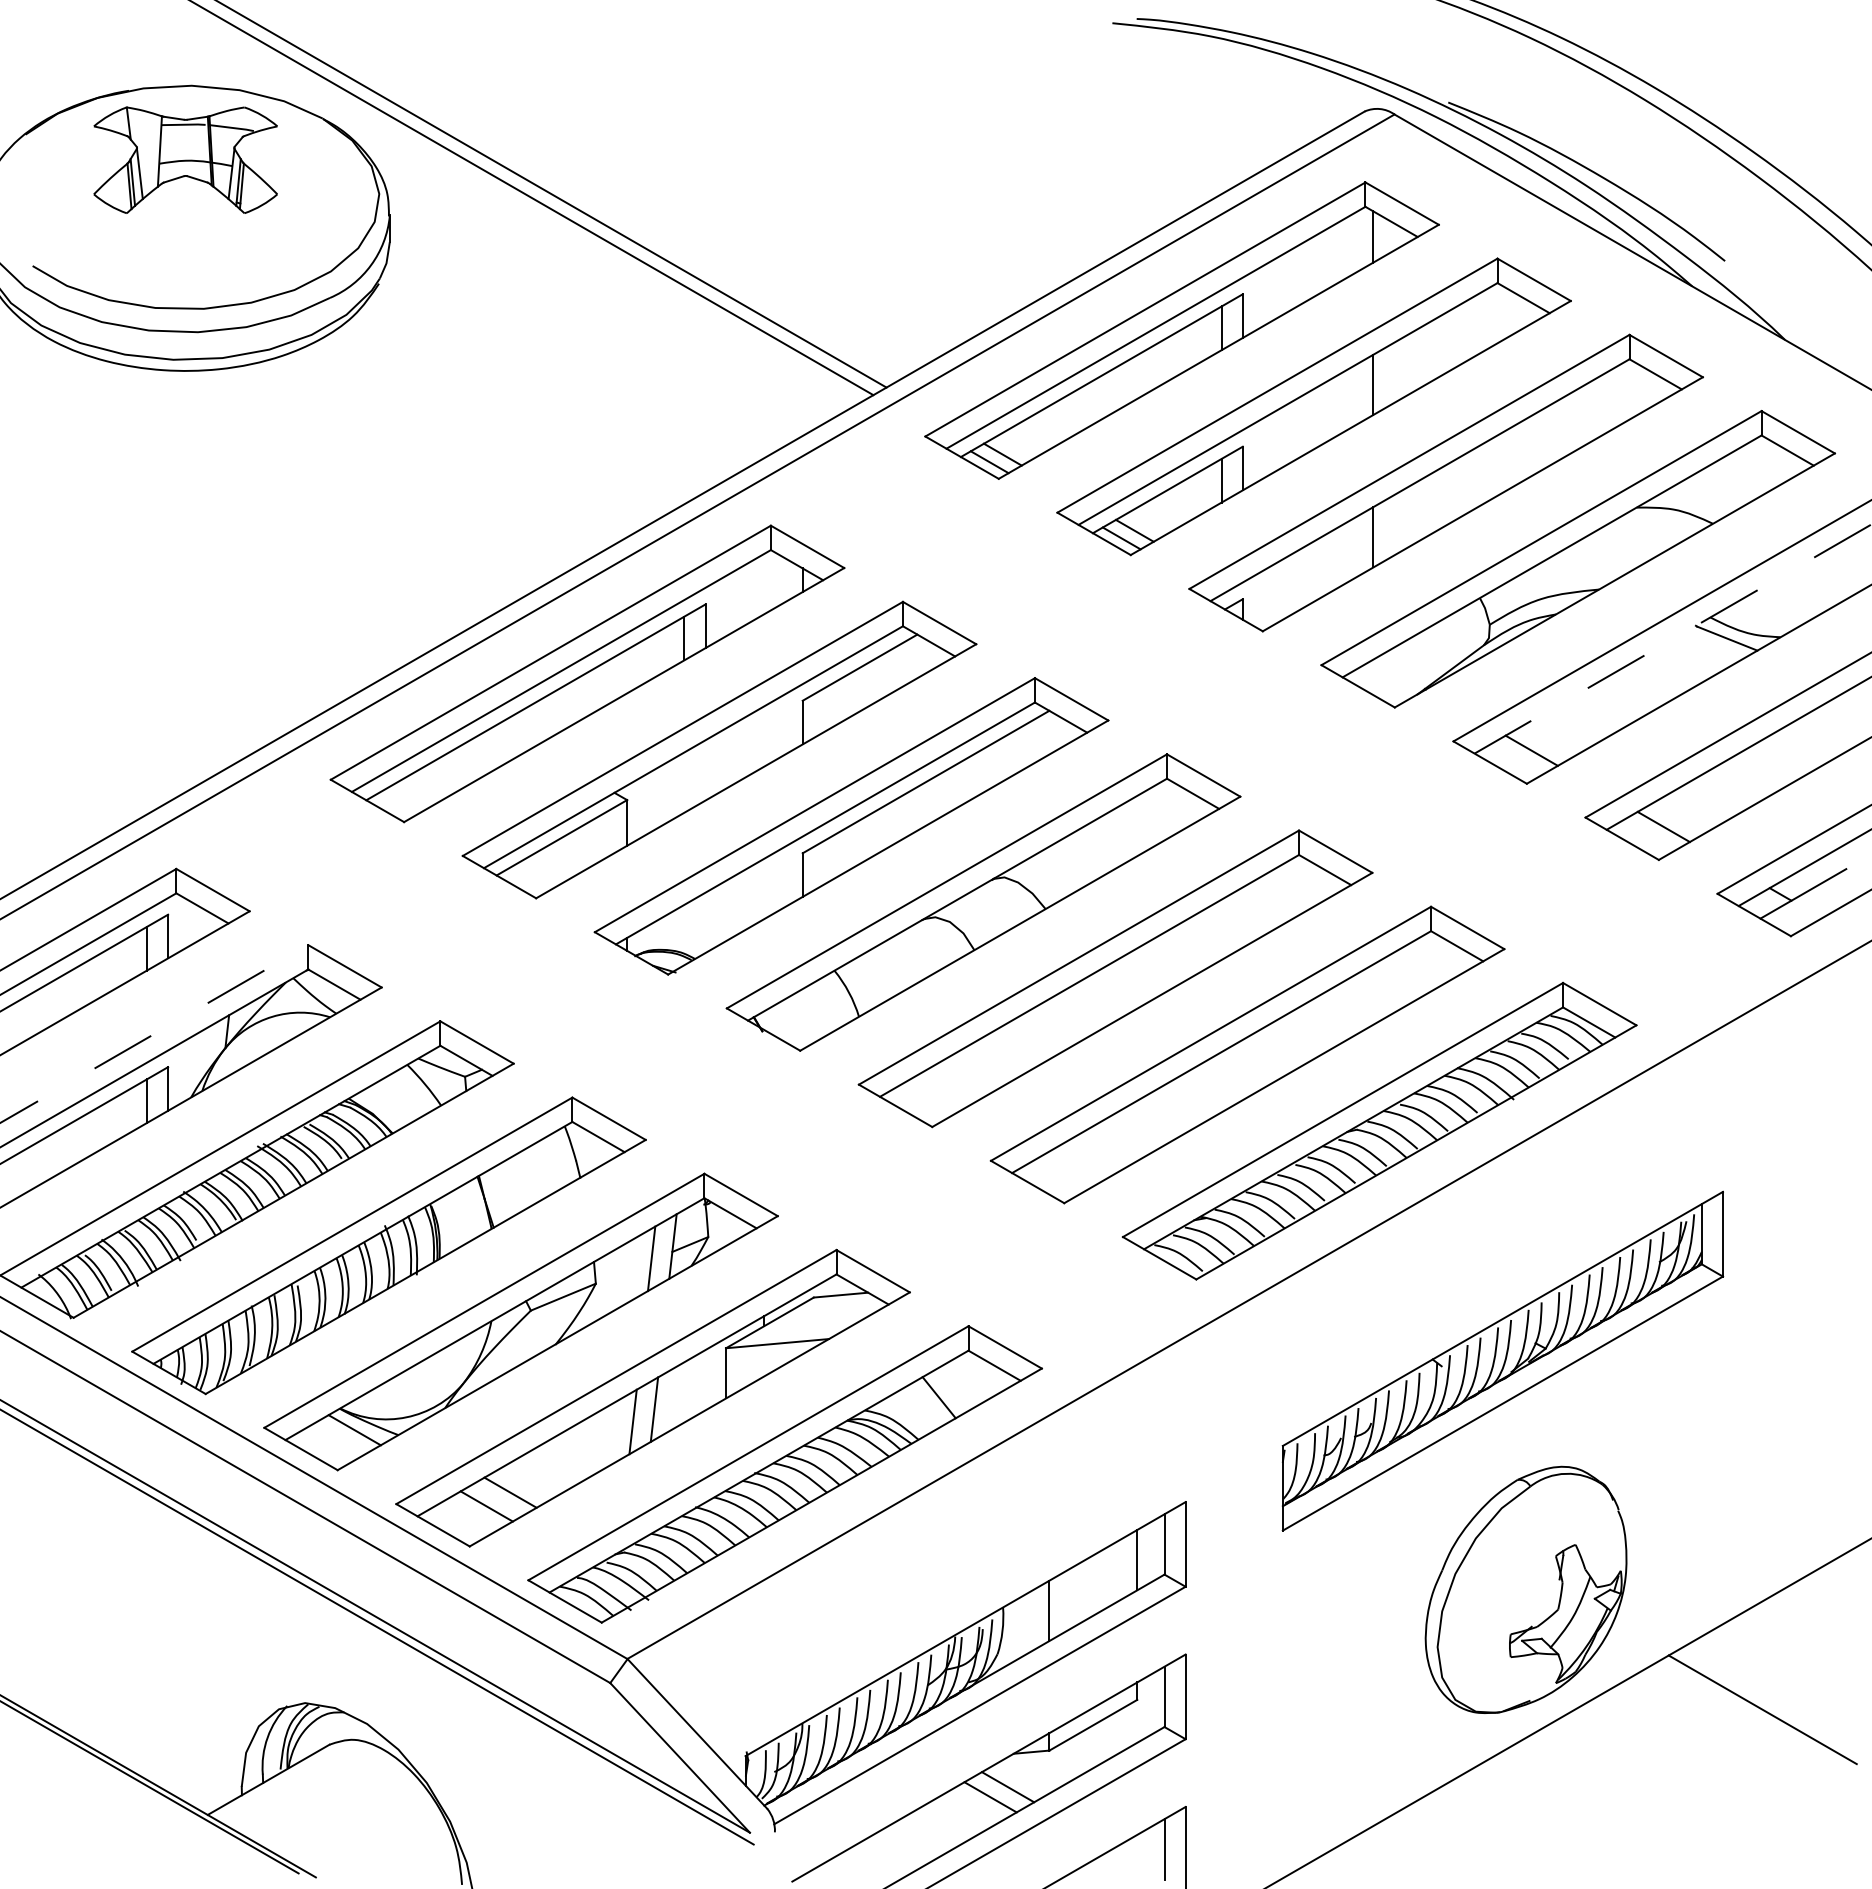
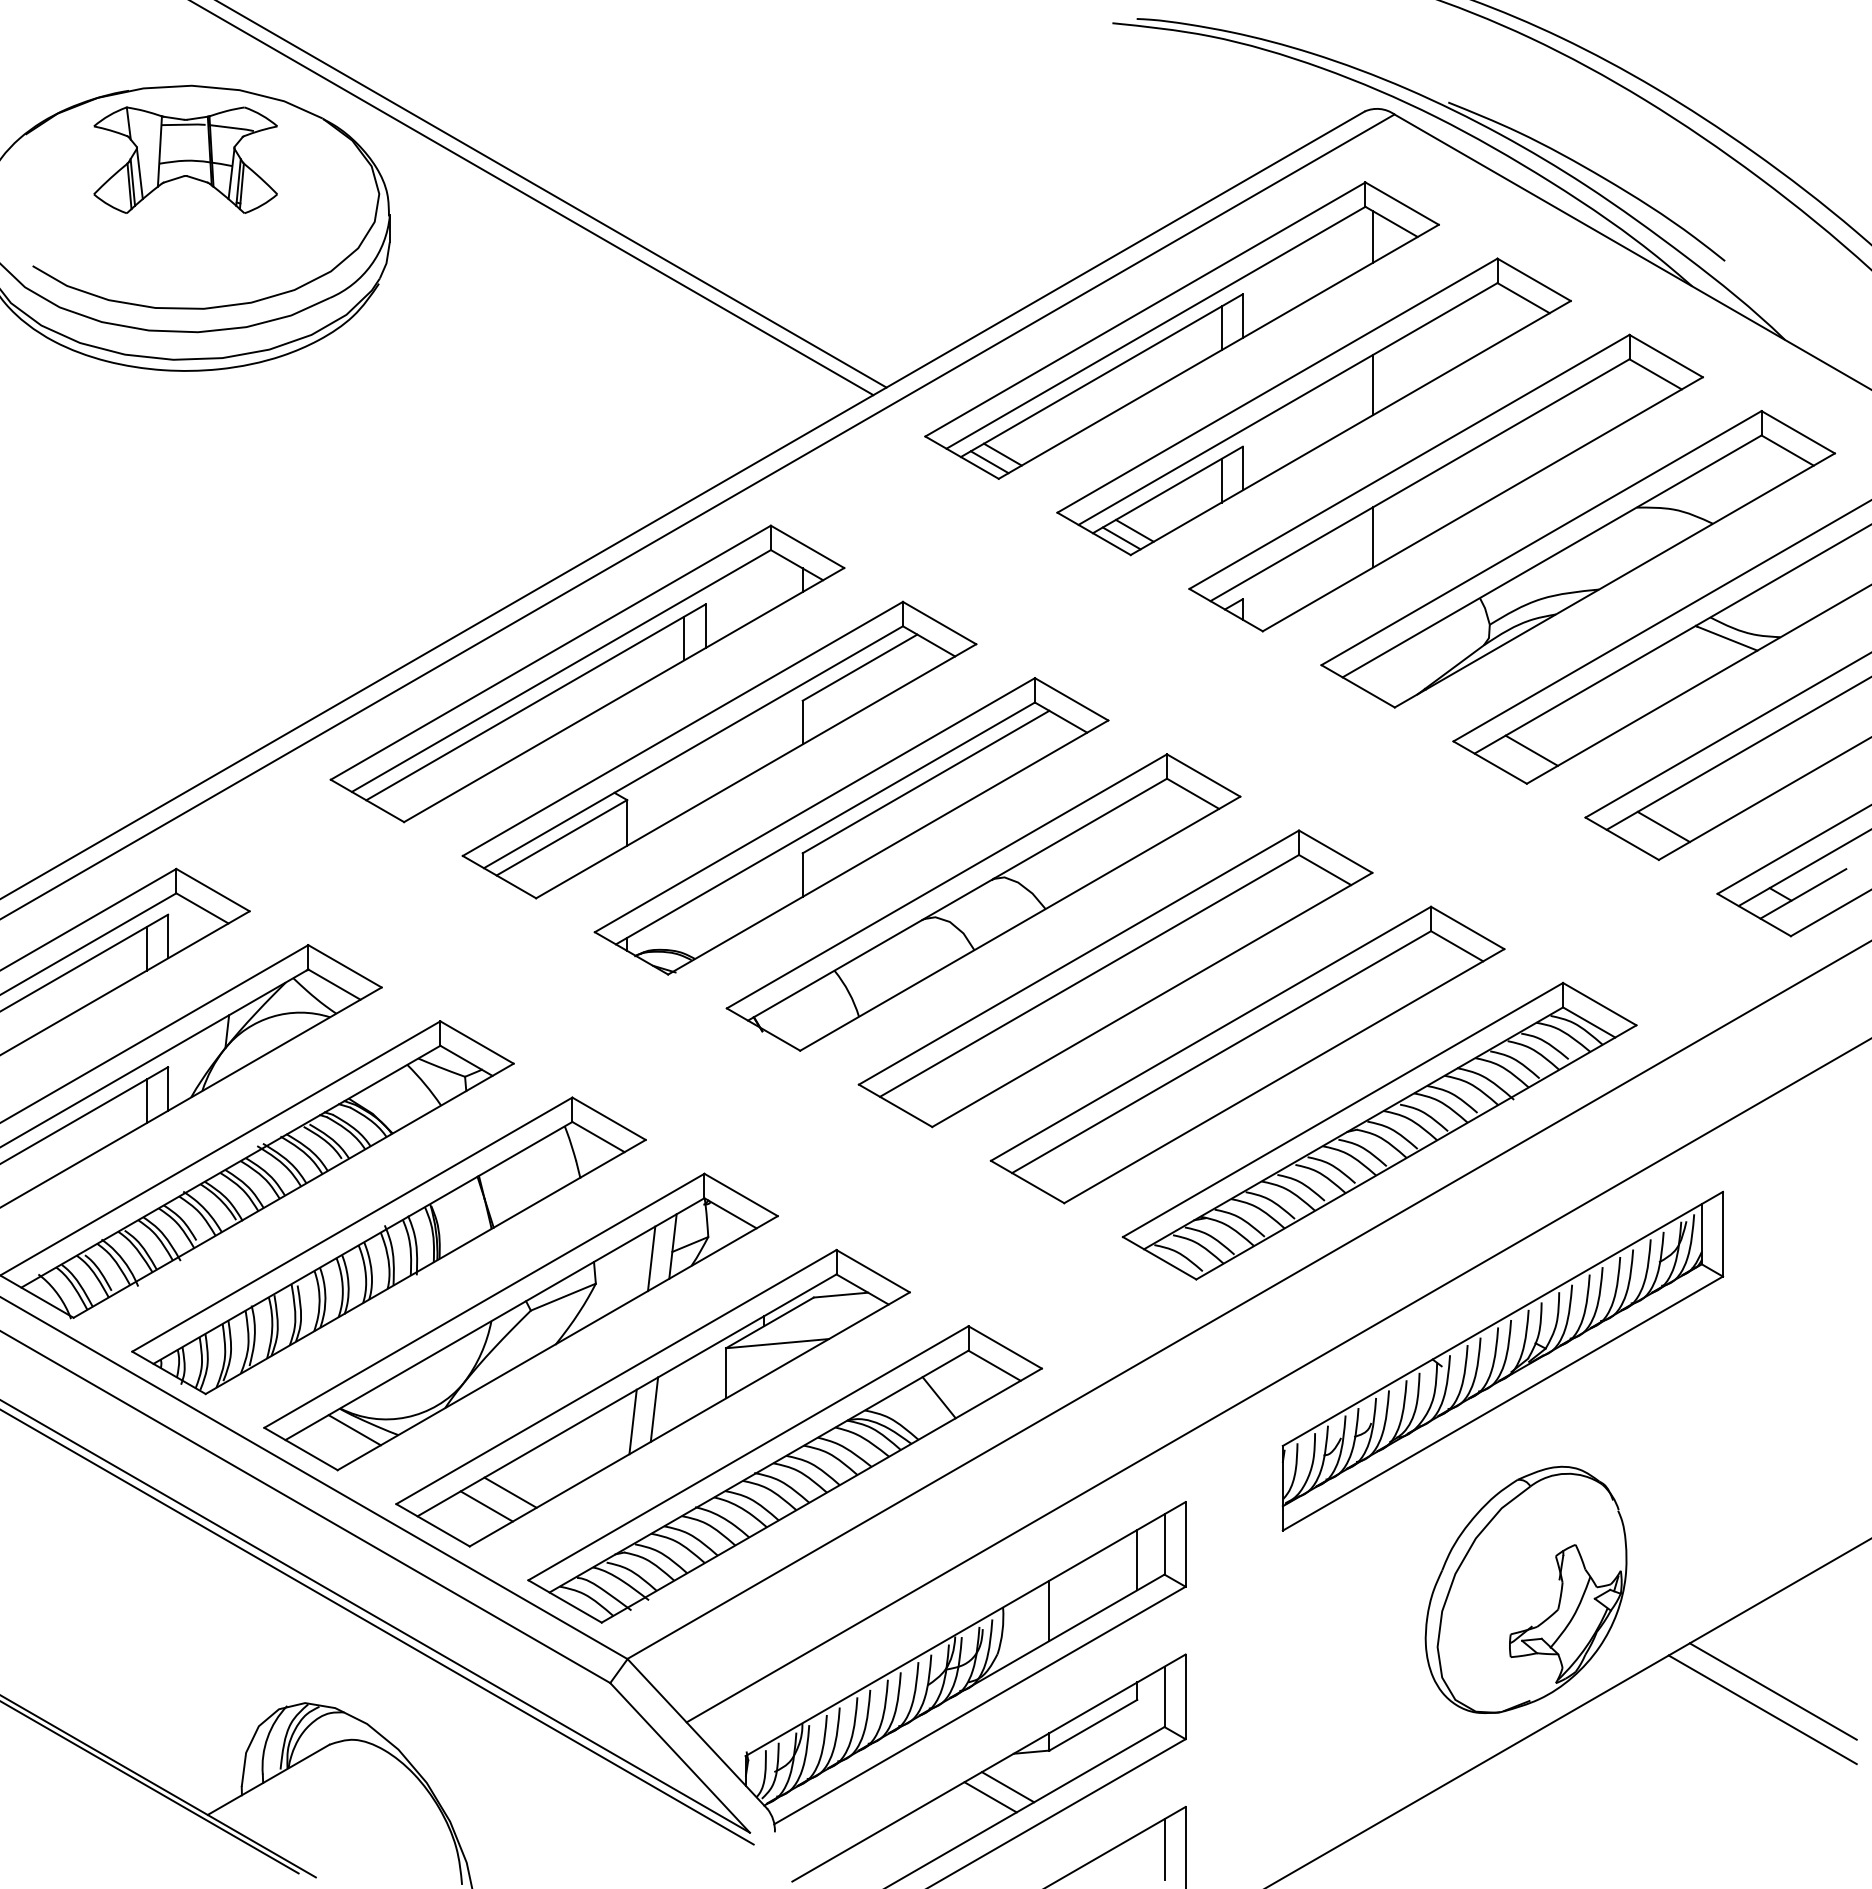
line: dashed -> solid (1673, 638)
line: dashed -> solid (154, 1034)
line: none -> present (1277, 1381)
line: none -> present (1772, 1691)
